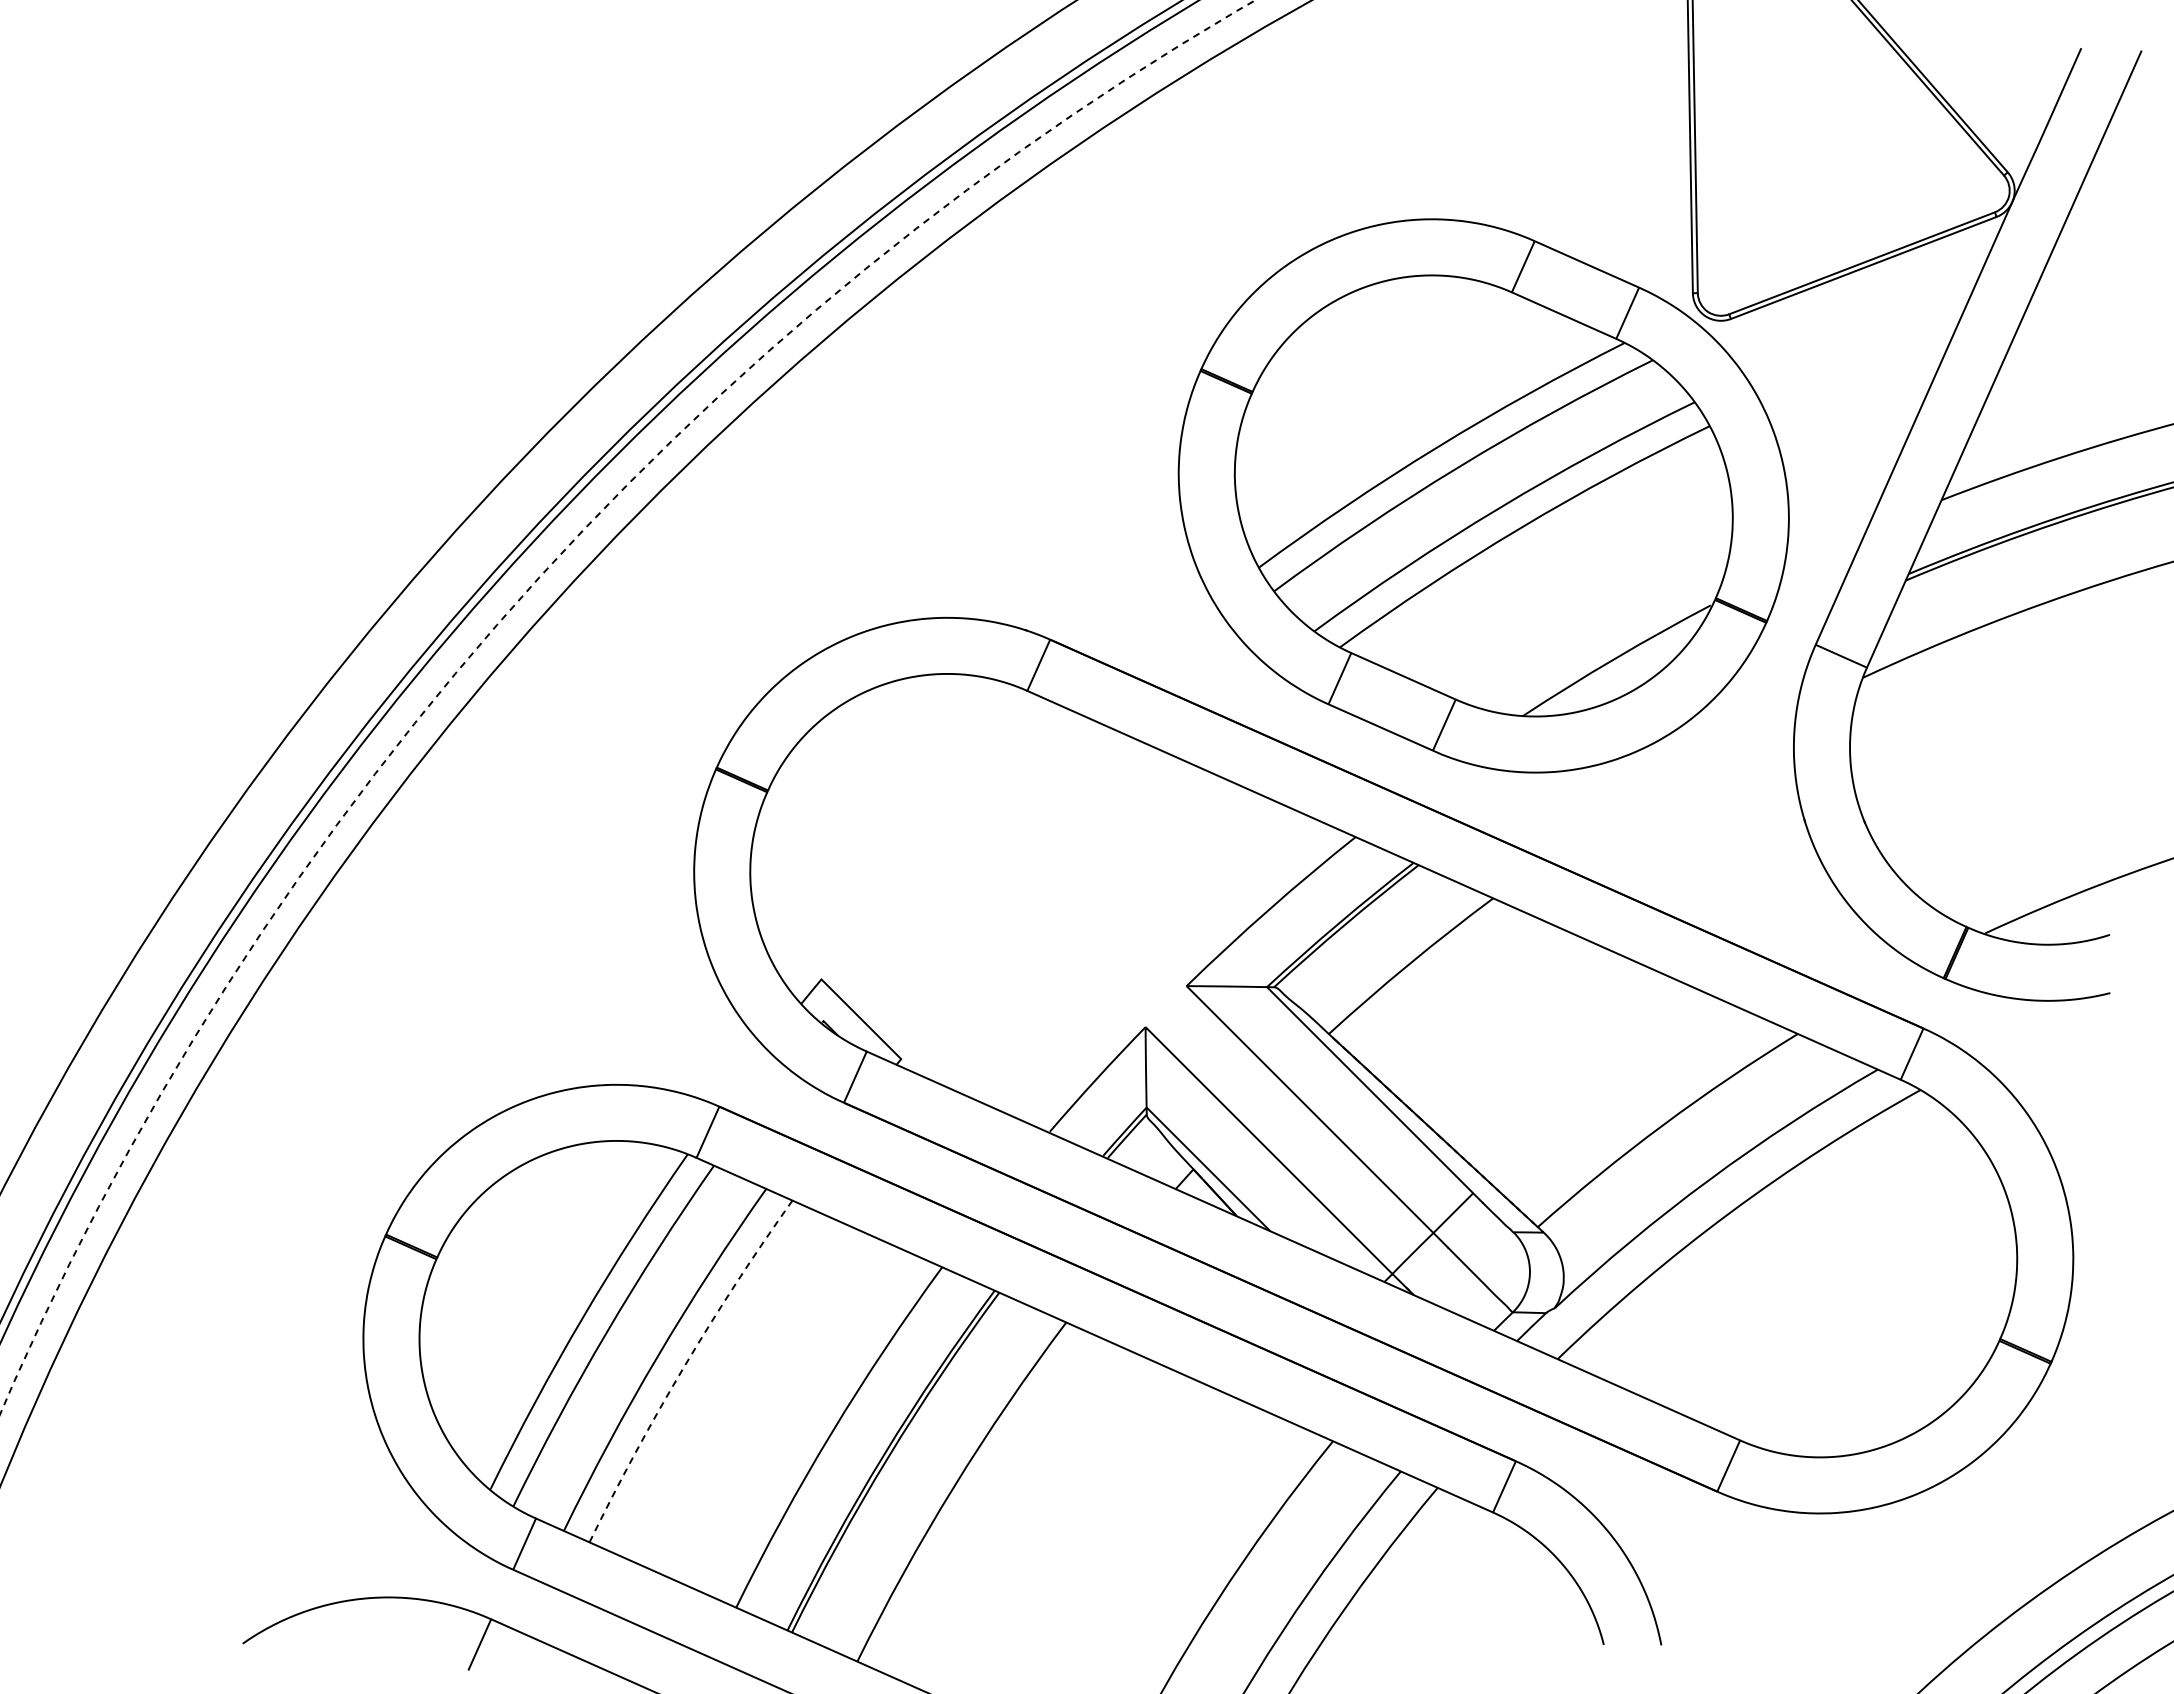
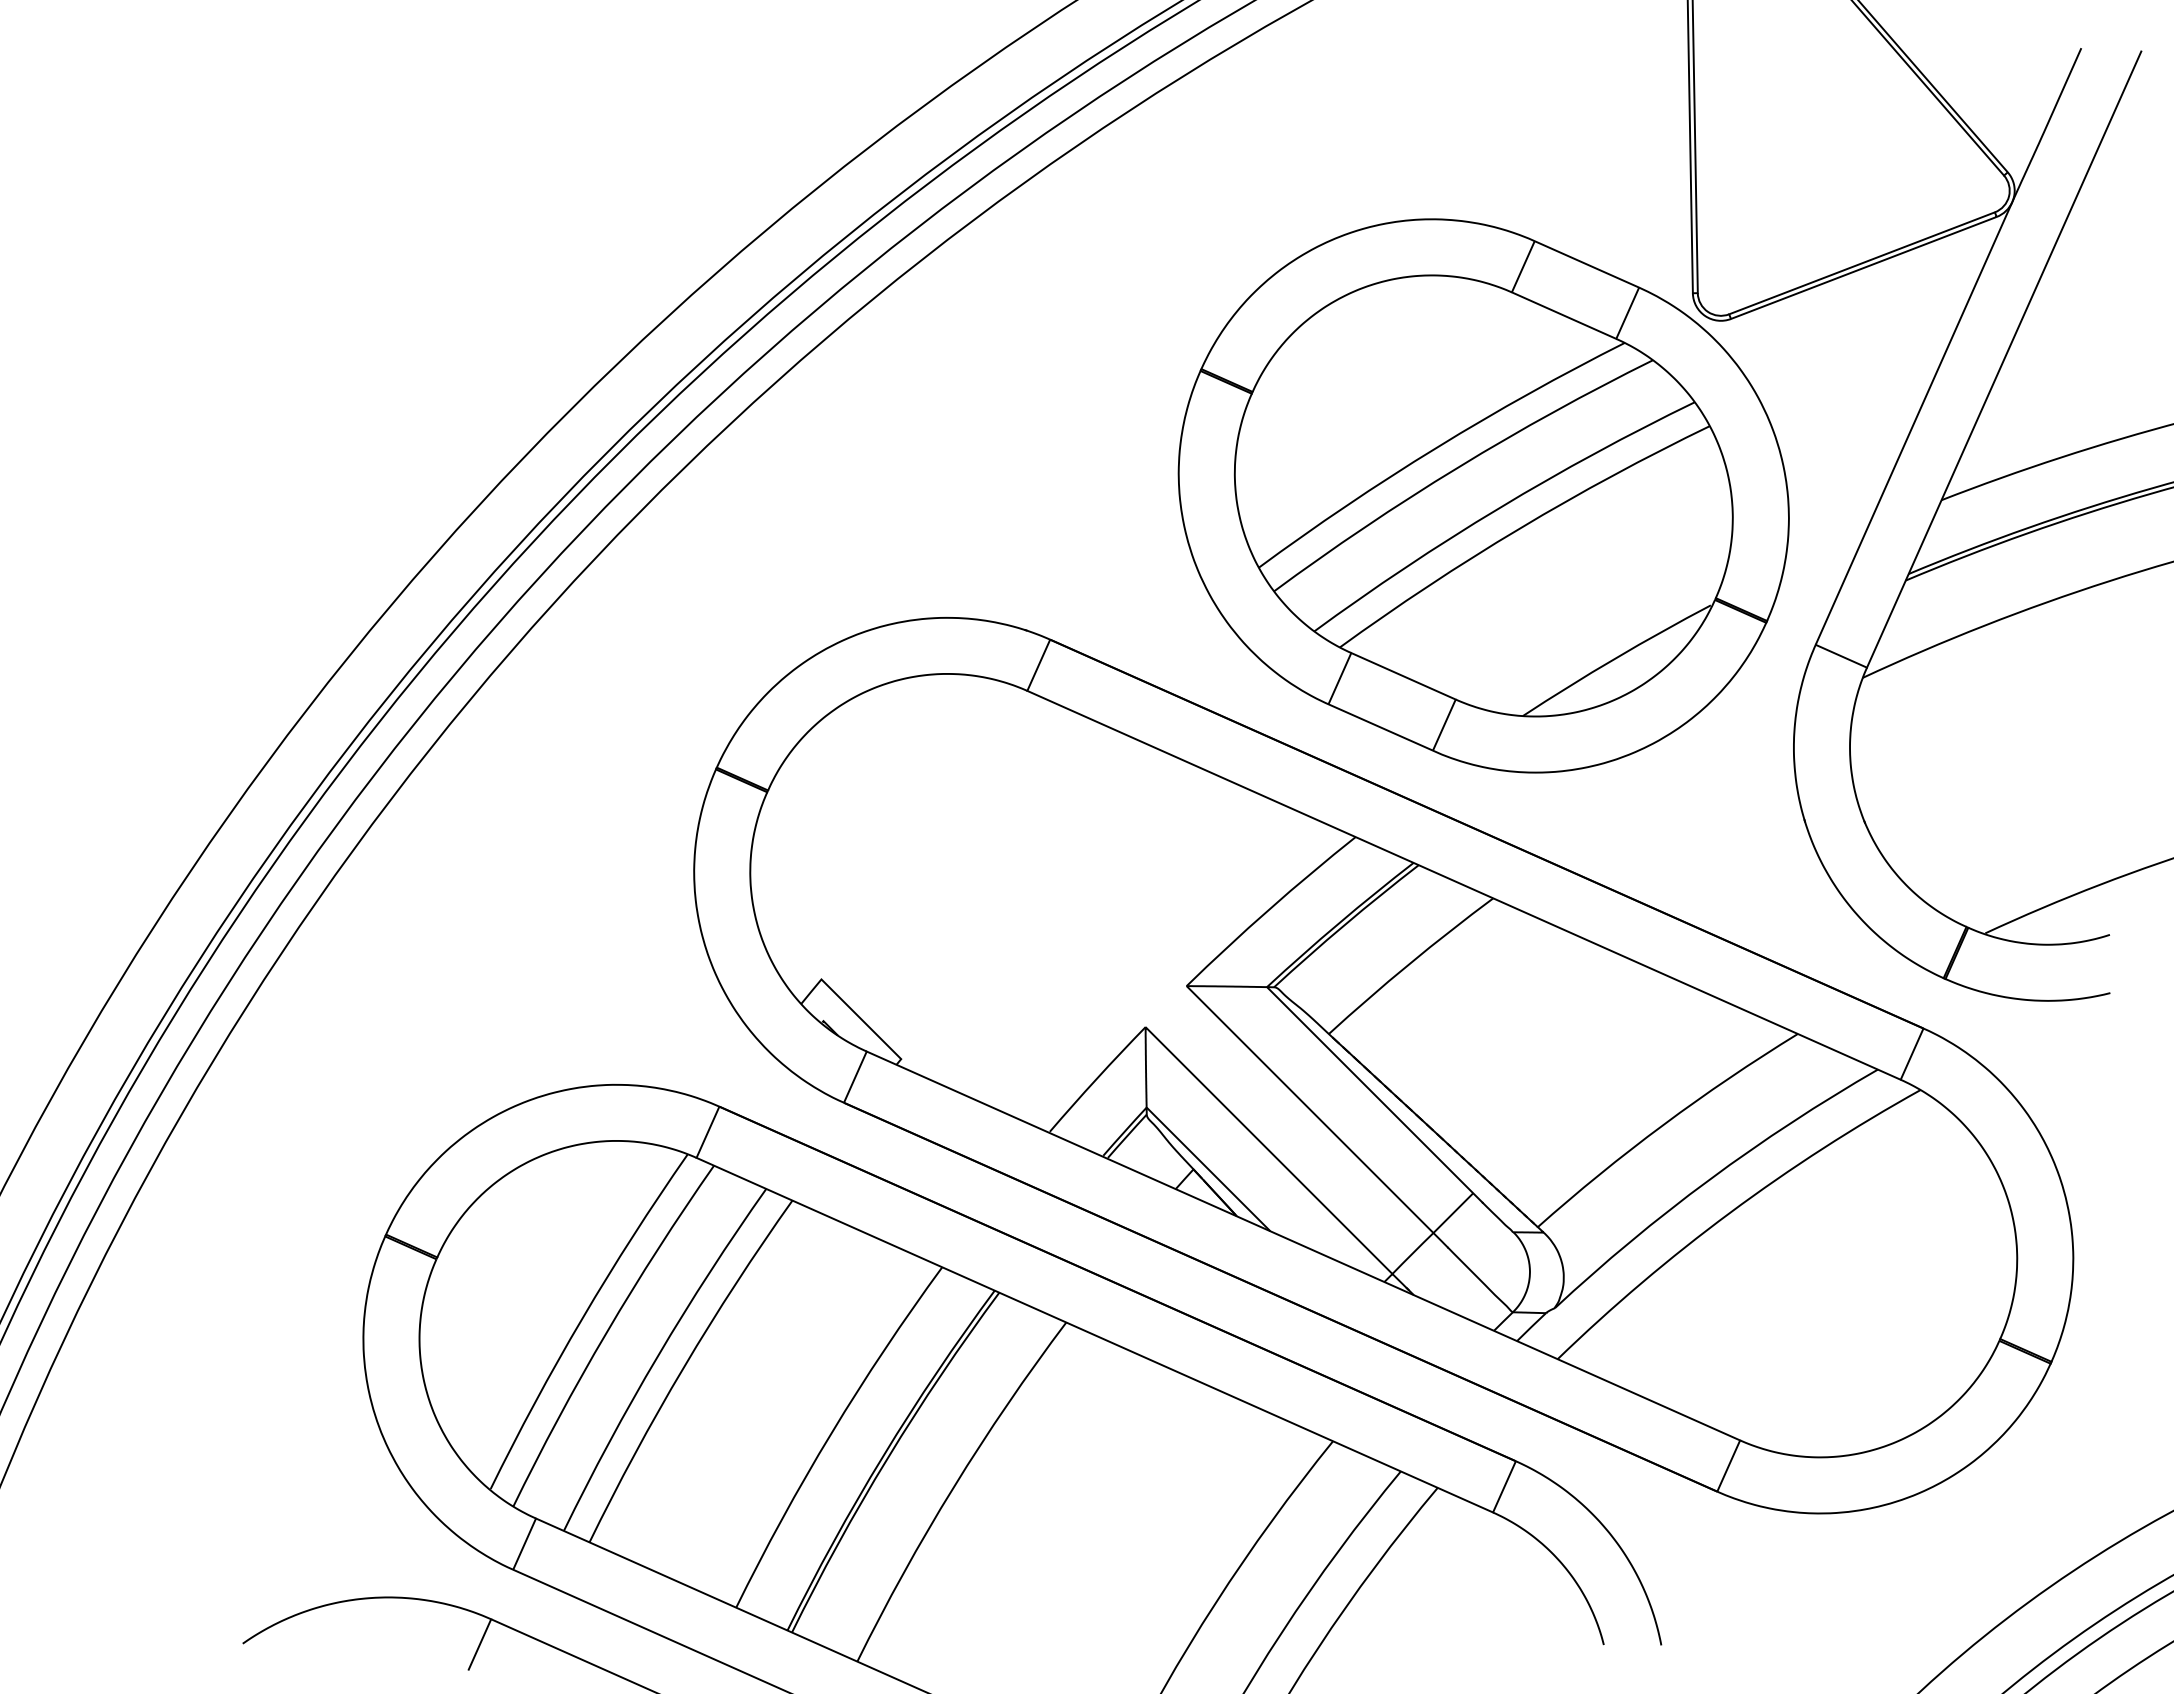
arc: dashed -> solid (513, 606)
line: dashed -> solid (683, 1367)
